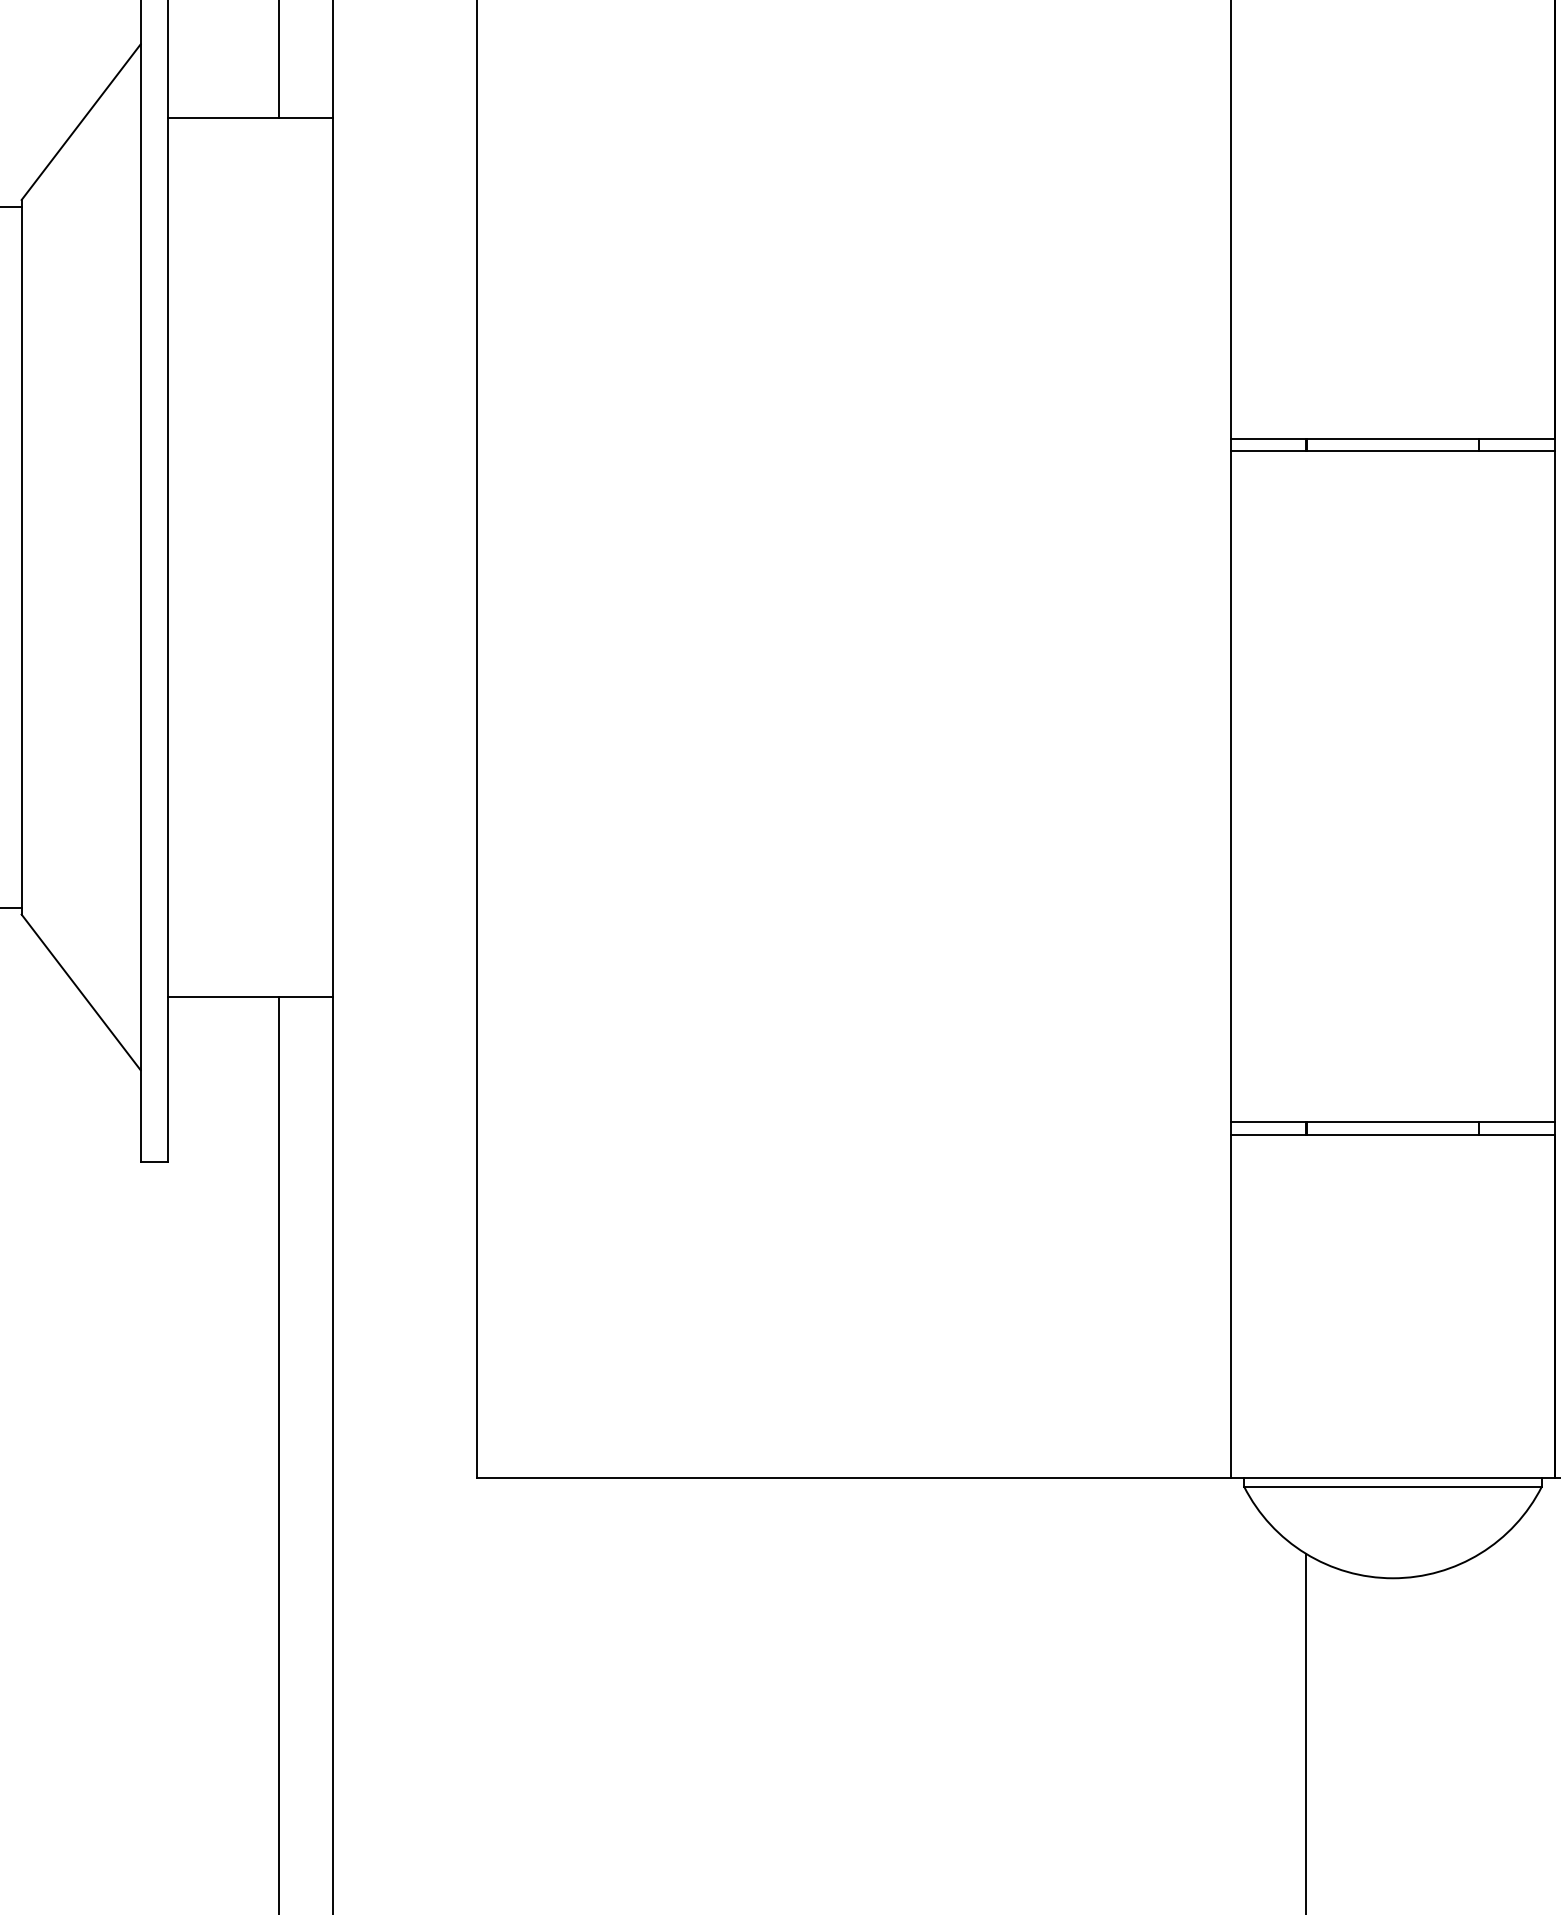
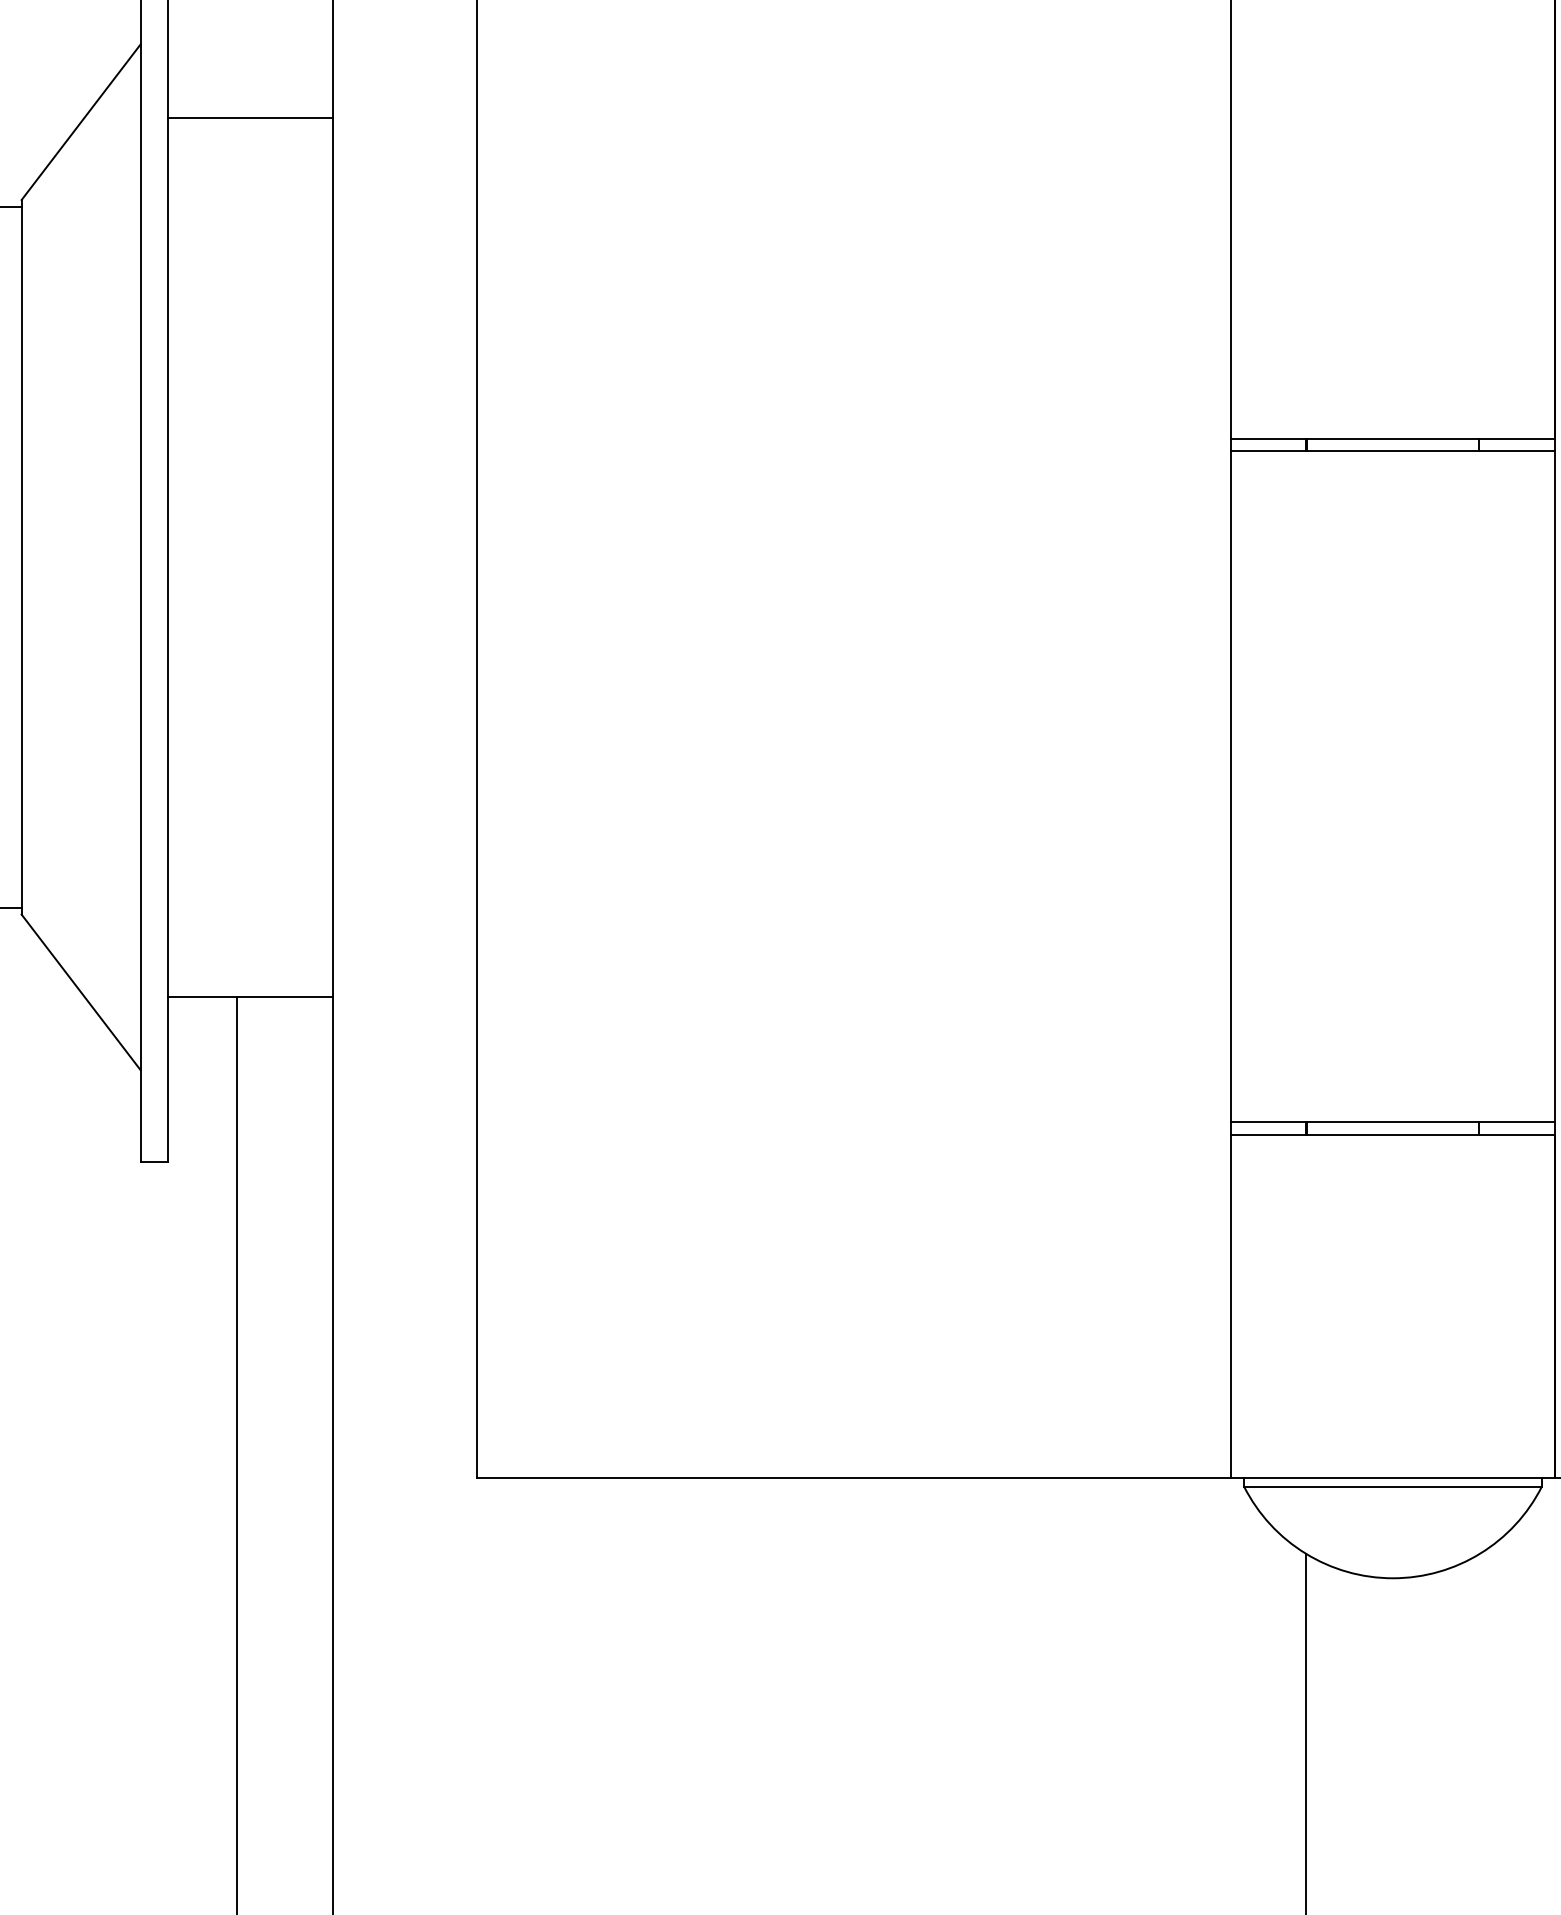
line: present -> none (279, 59)
line position: (279, 1454) -> (237, 1454) (237, 1454)
